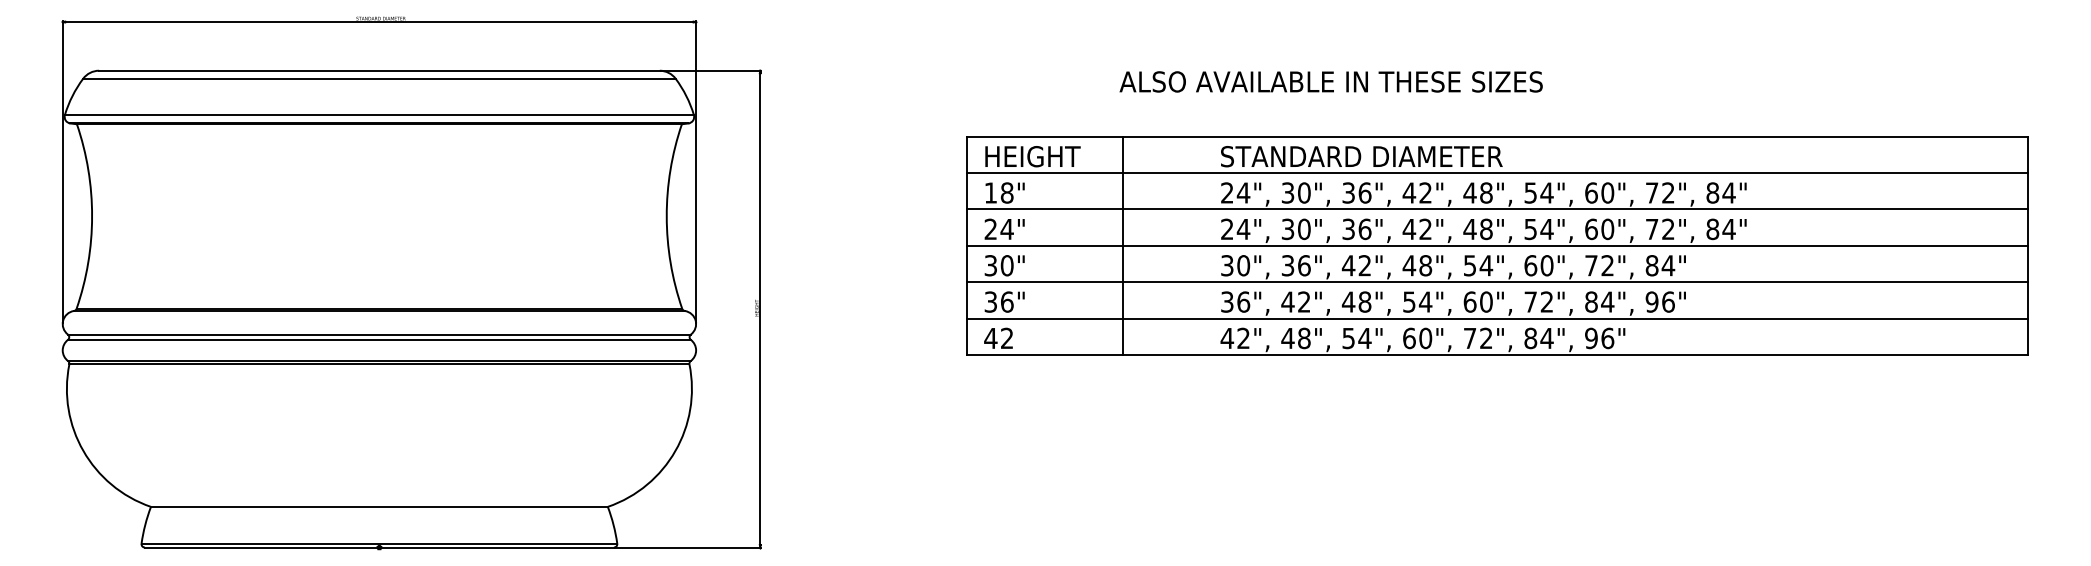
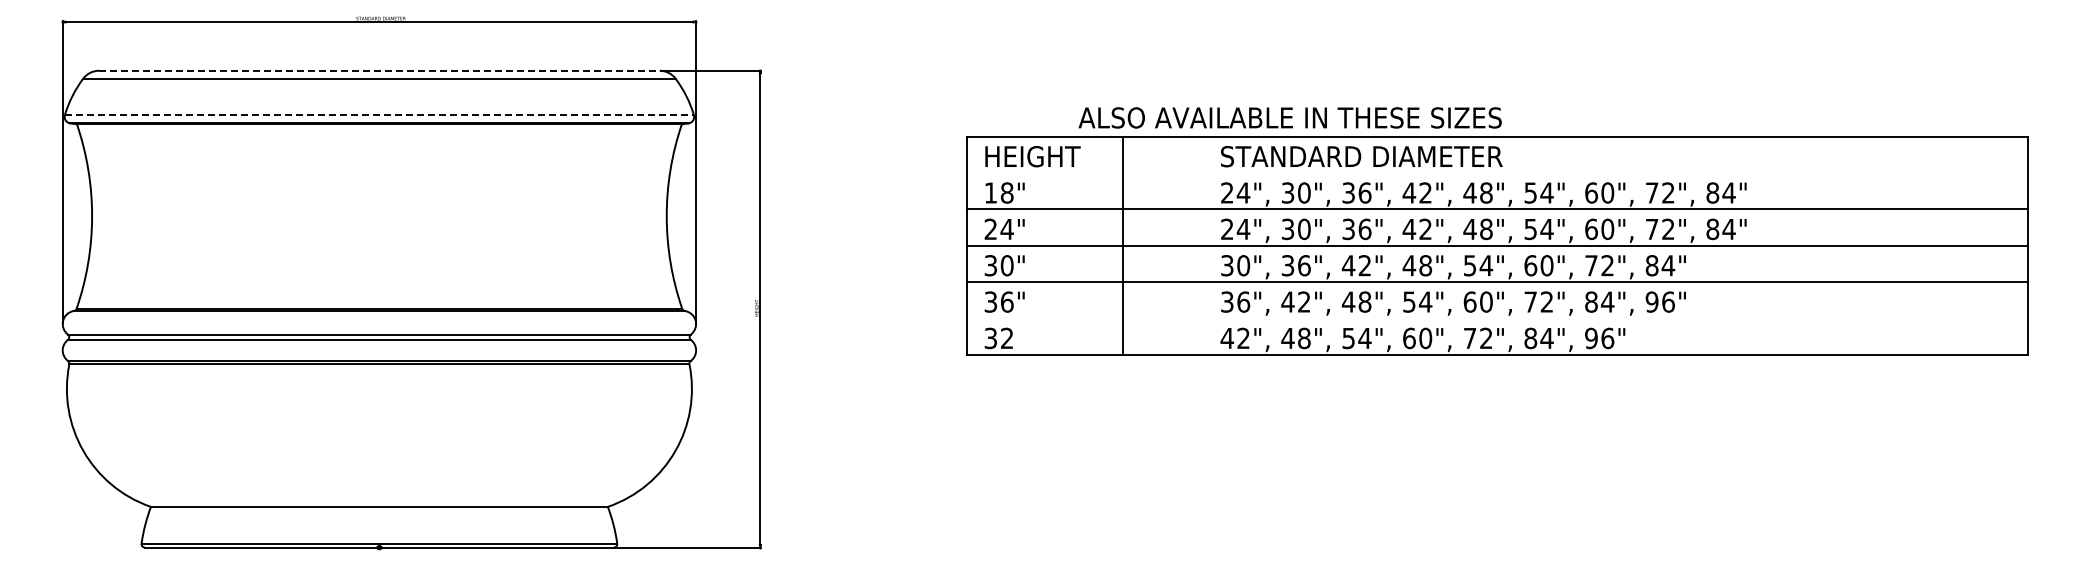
line: solid -> dashed (379, 70)
text position: (1330, 81) -> (1289, 117) (1289, 117)
line: solid -> dashed (379, 115)
line: present -> none (1497, 173)
line: present -> none (1497, 318)
text: 42 -> 32 (990, 338)
